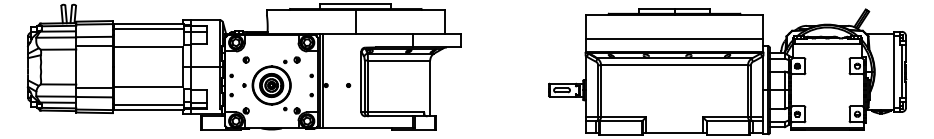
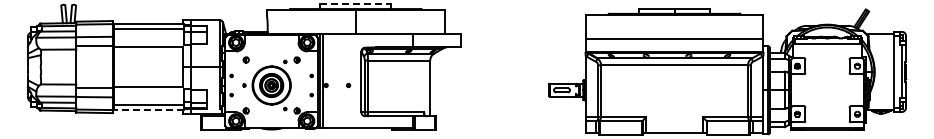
line: solid -> dashed (355, 4)
line: solid -> dashed (148, 109)
